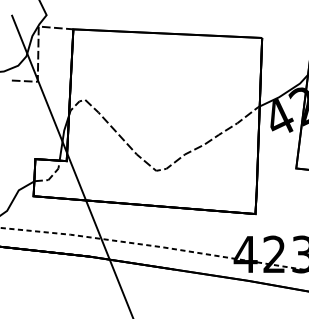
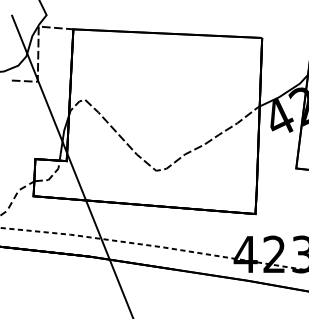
line: solid -> dashed (15, 196)
